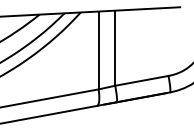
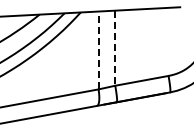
line: solid -> dashed (115, 48)
line: solid -> dashed (98, 50)
